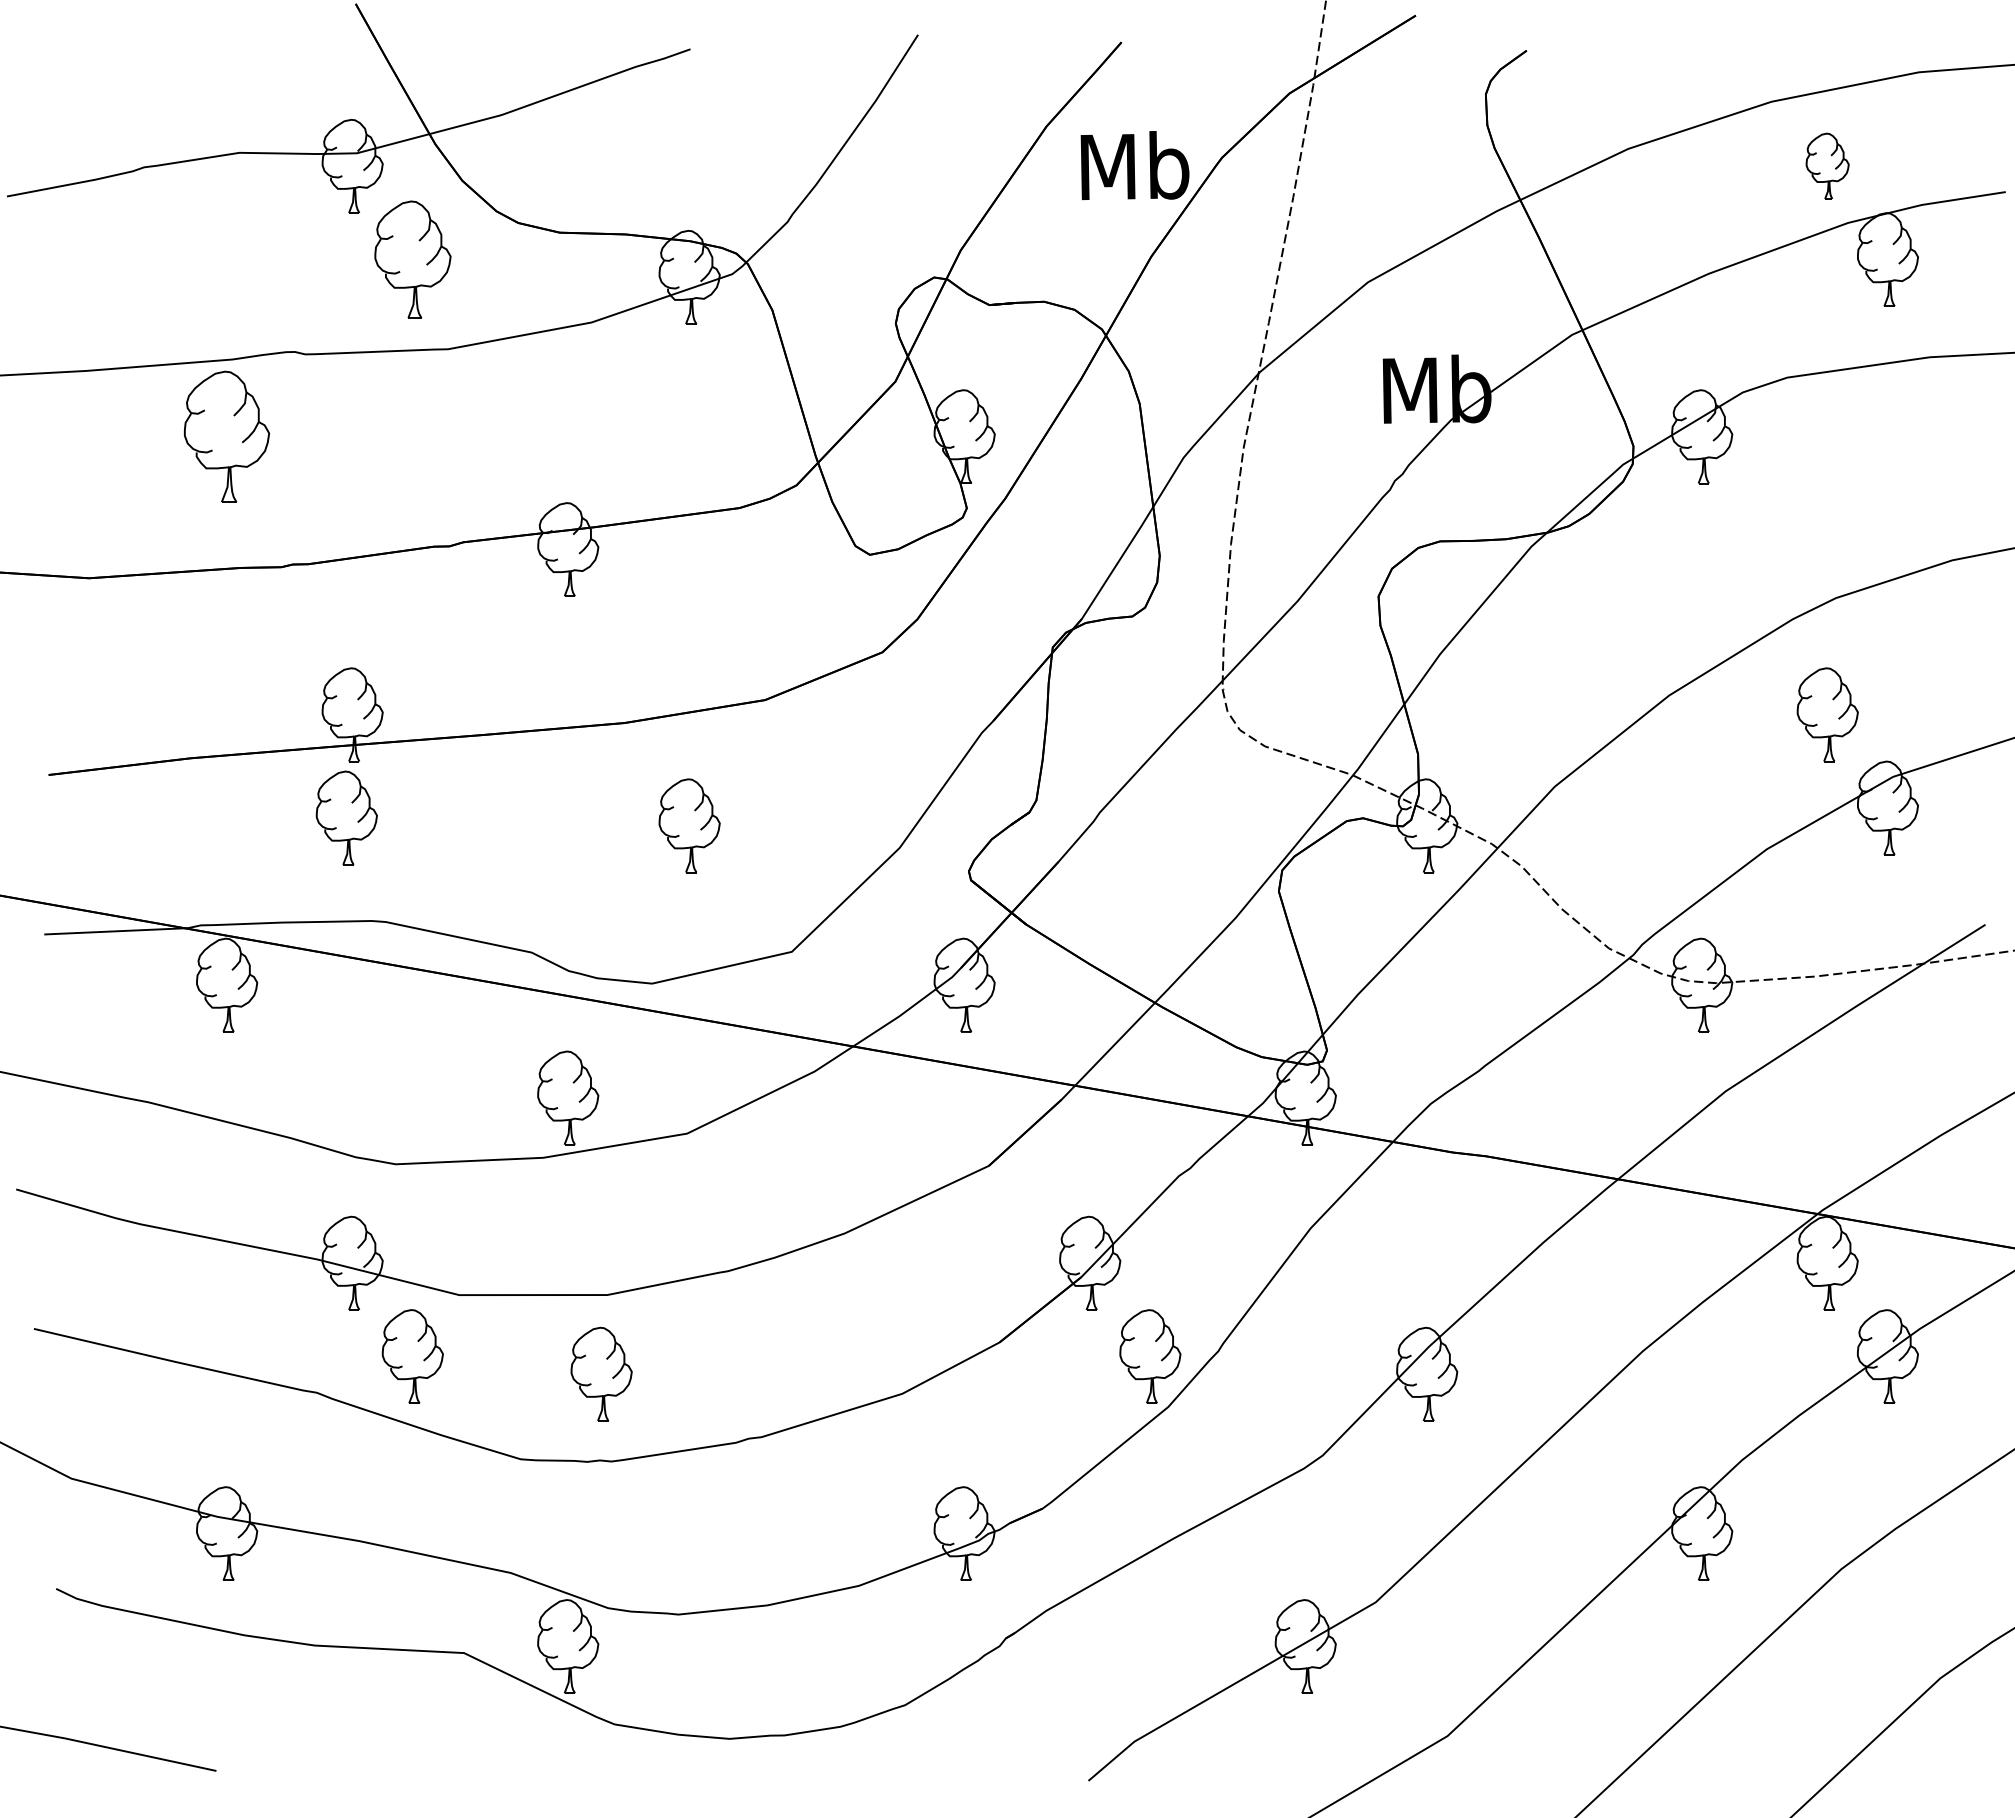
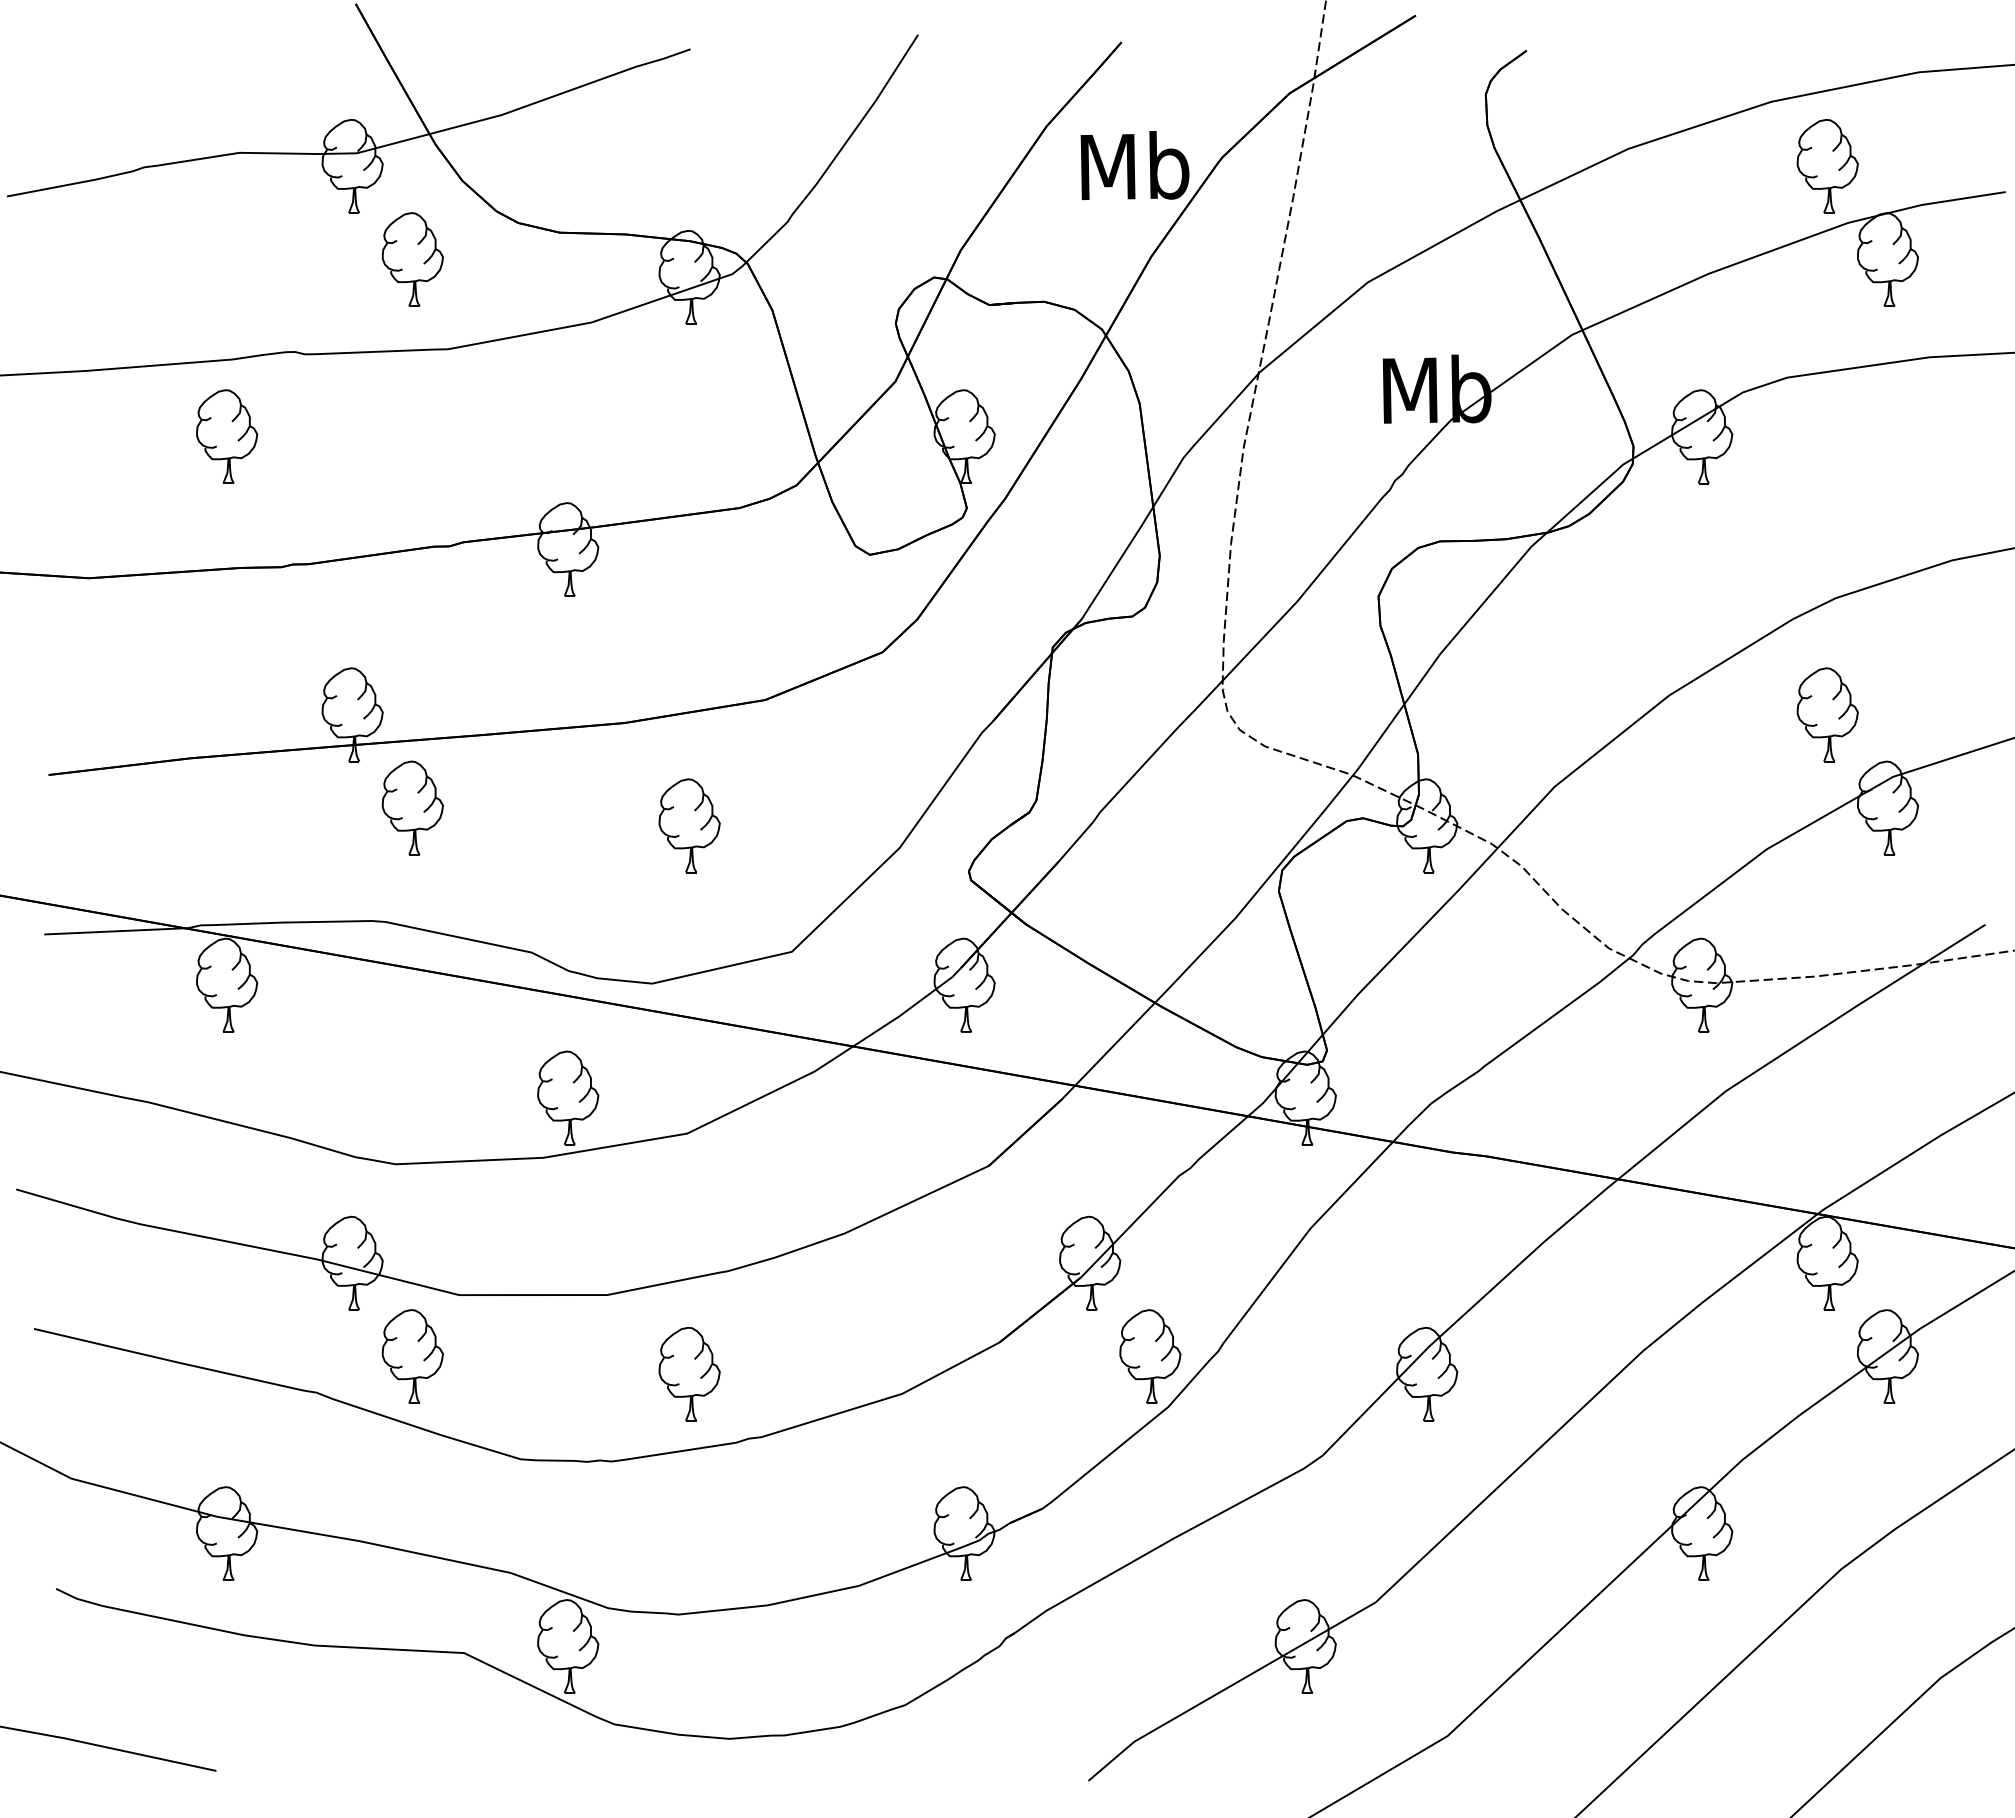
part size: 45x68 px -> 63x96 px (1827, 165)
part size: 78x119 px -> 63x95 px (412, 259)
part size: 87x133 px -> 63x95 px (227, 436)
part position: (346, 817) -> (412, 807) (412, 807)
part position: (601, 1373) -> (689, 1373) (689, 1373)
